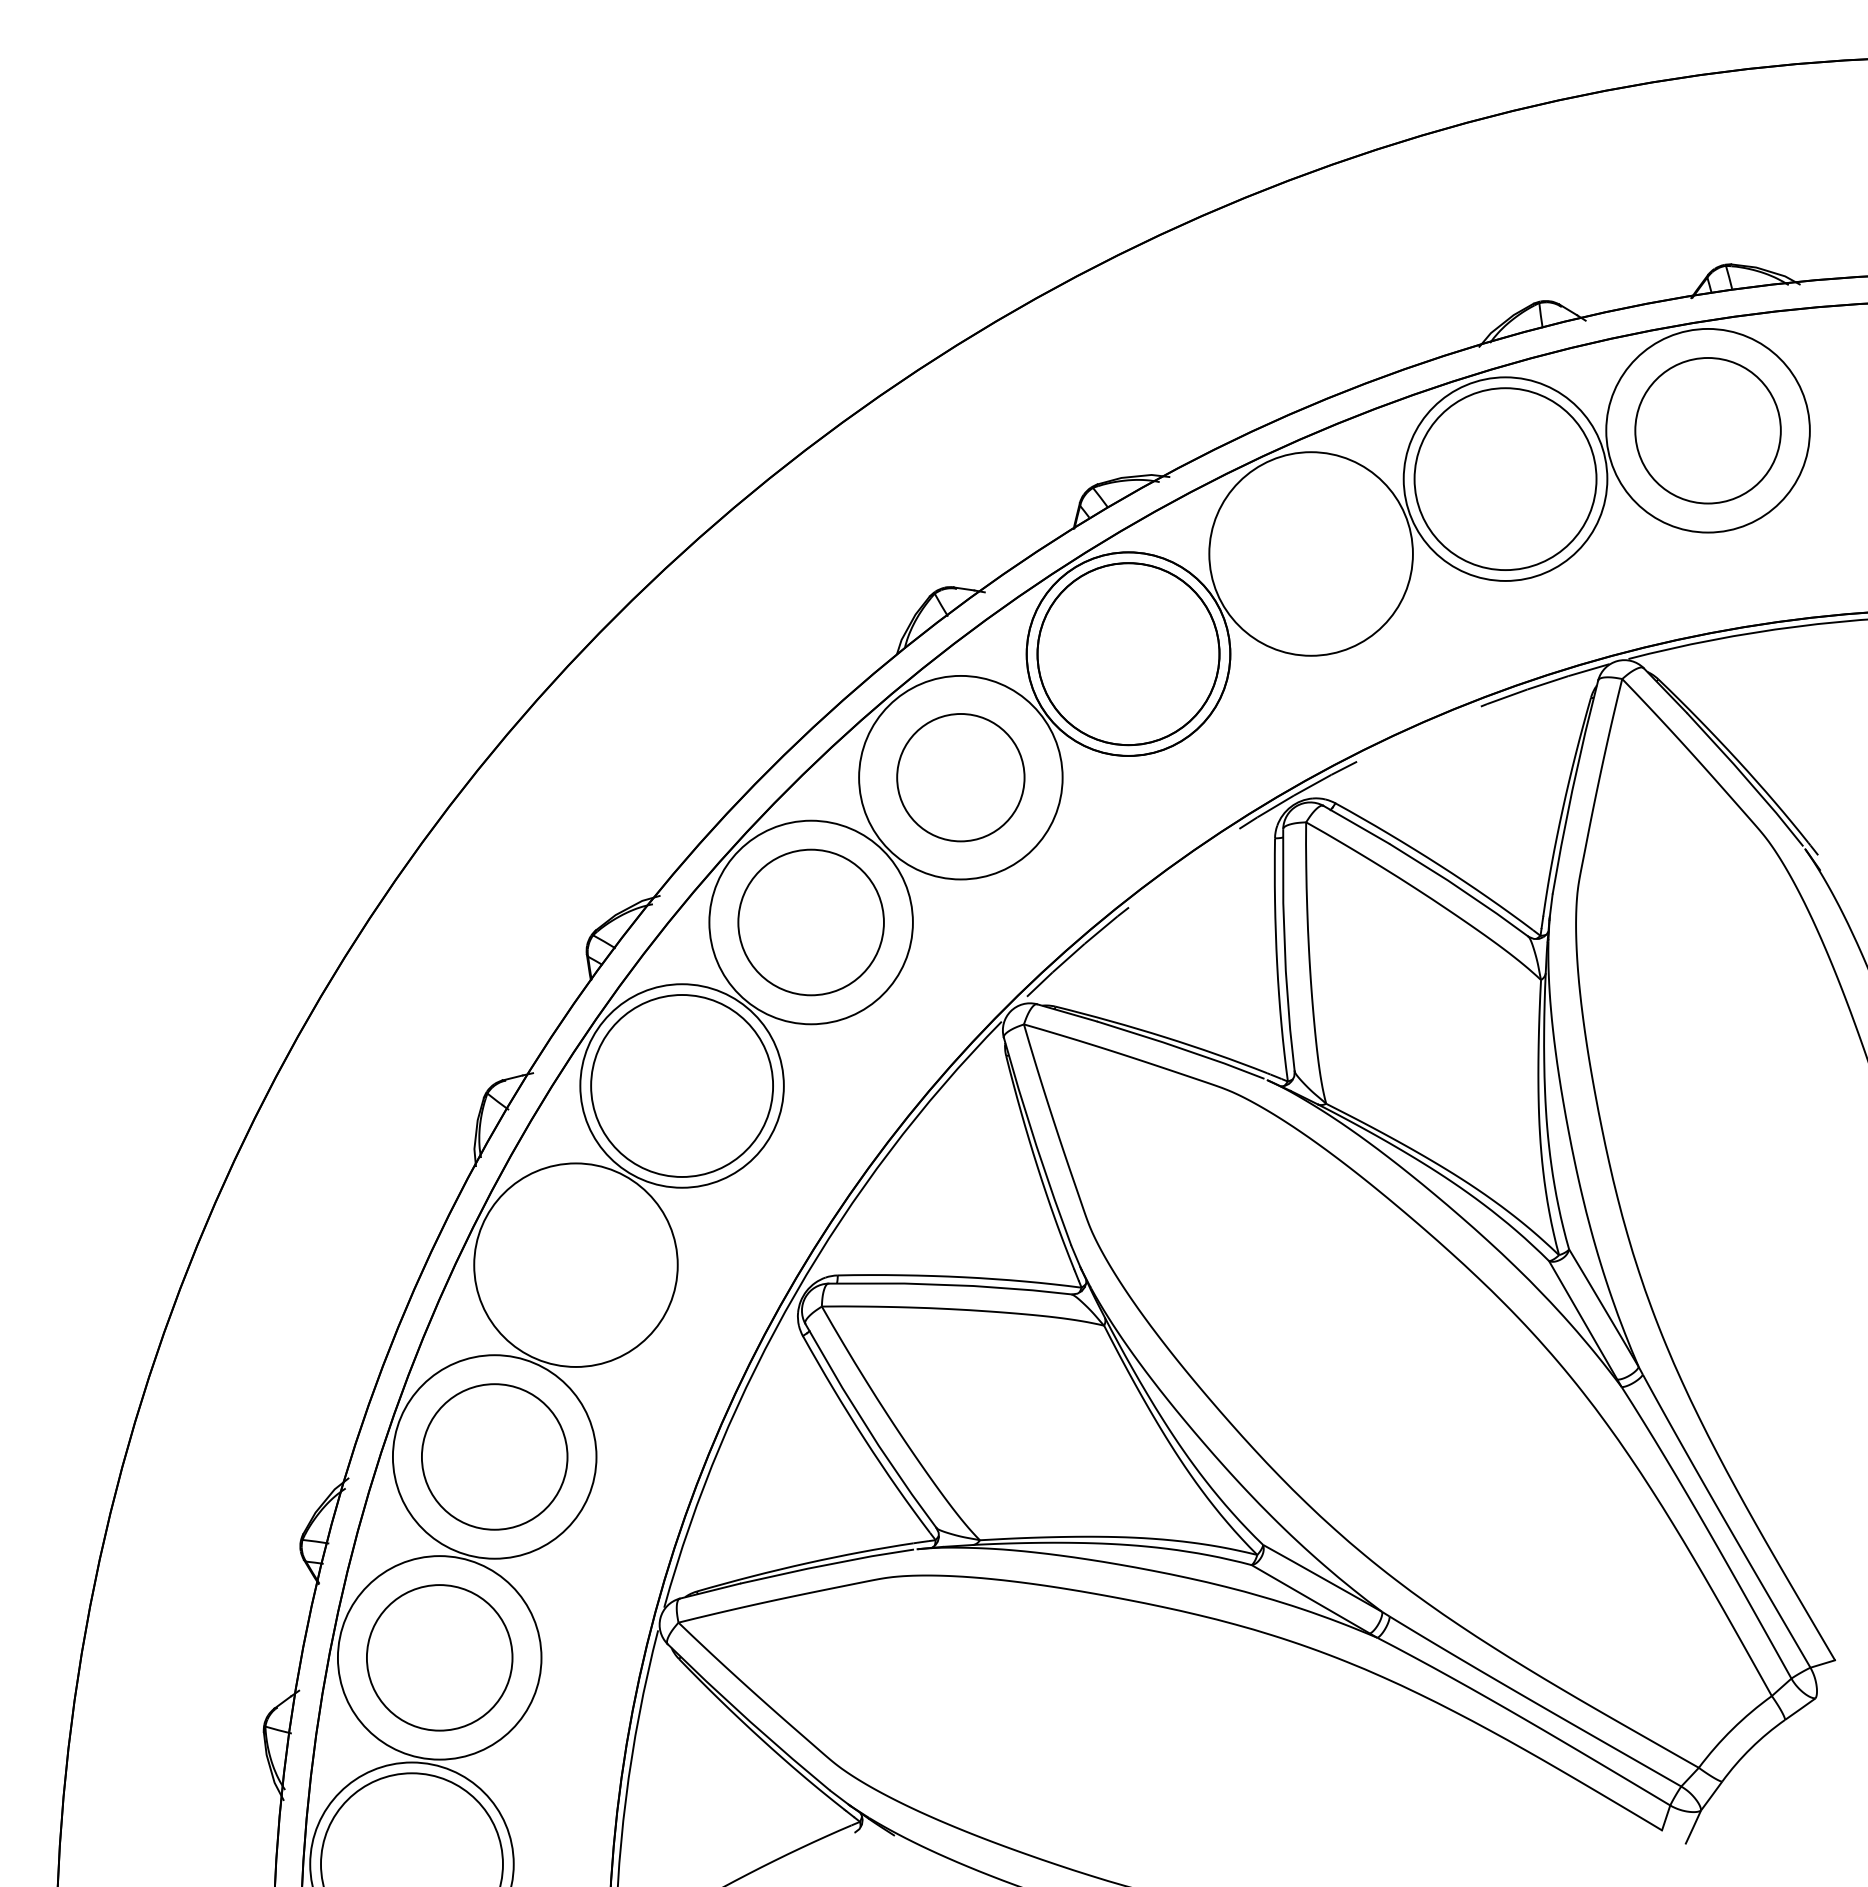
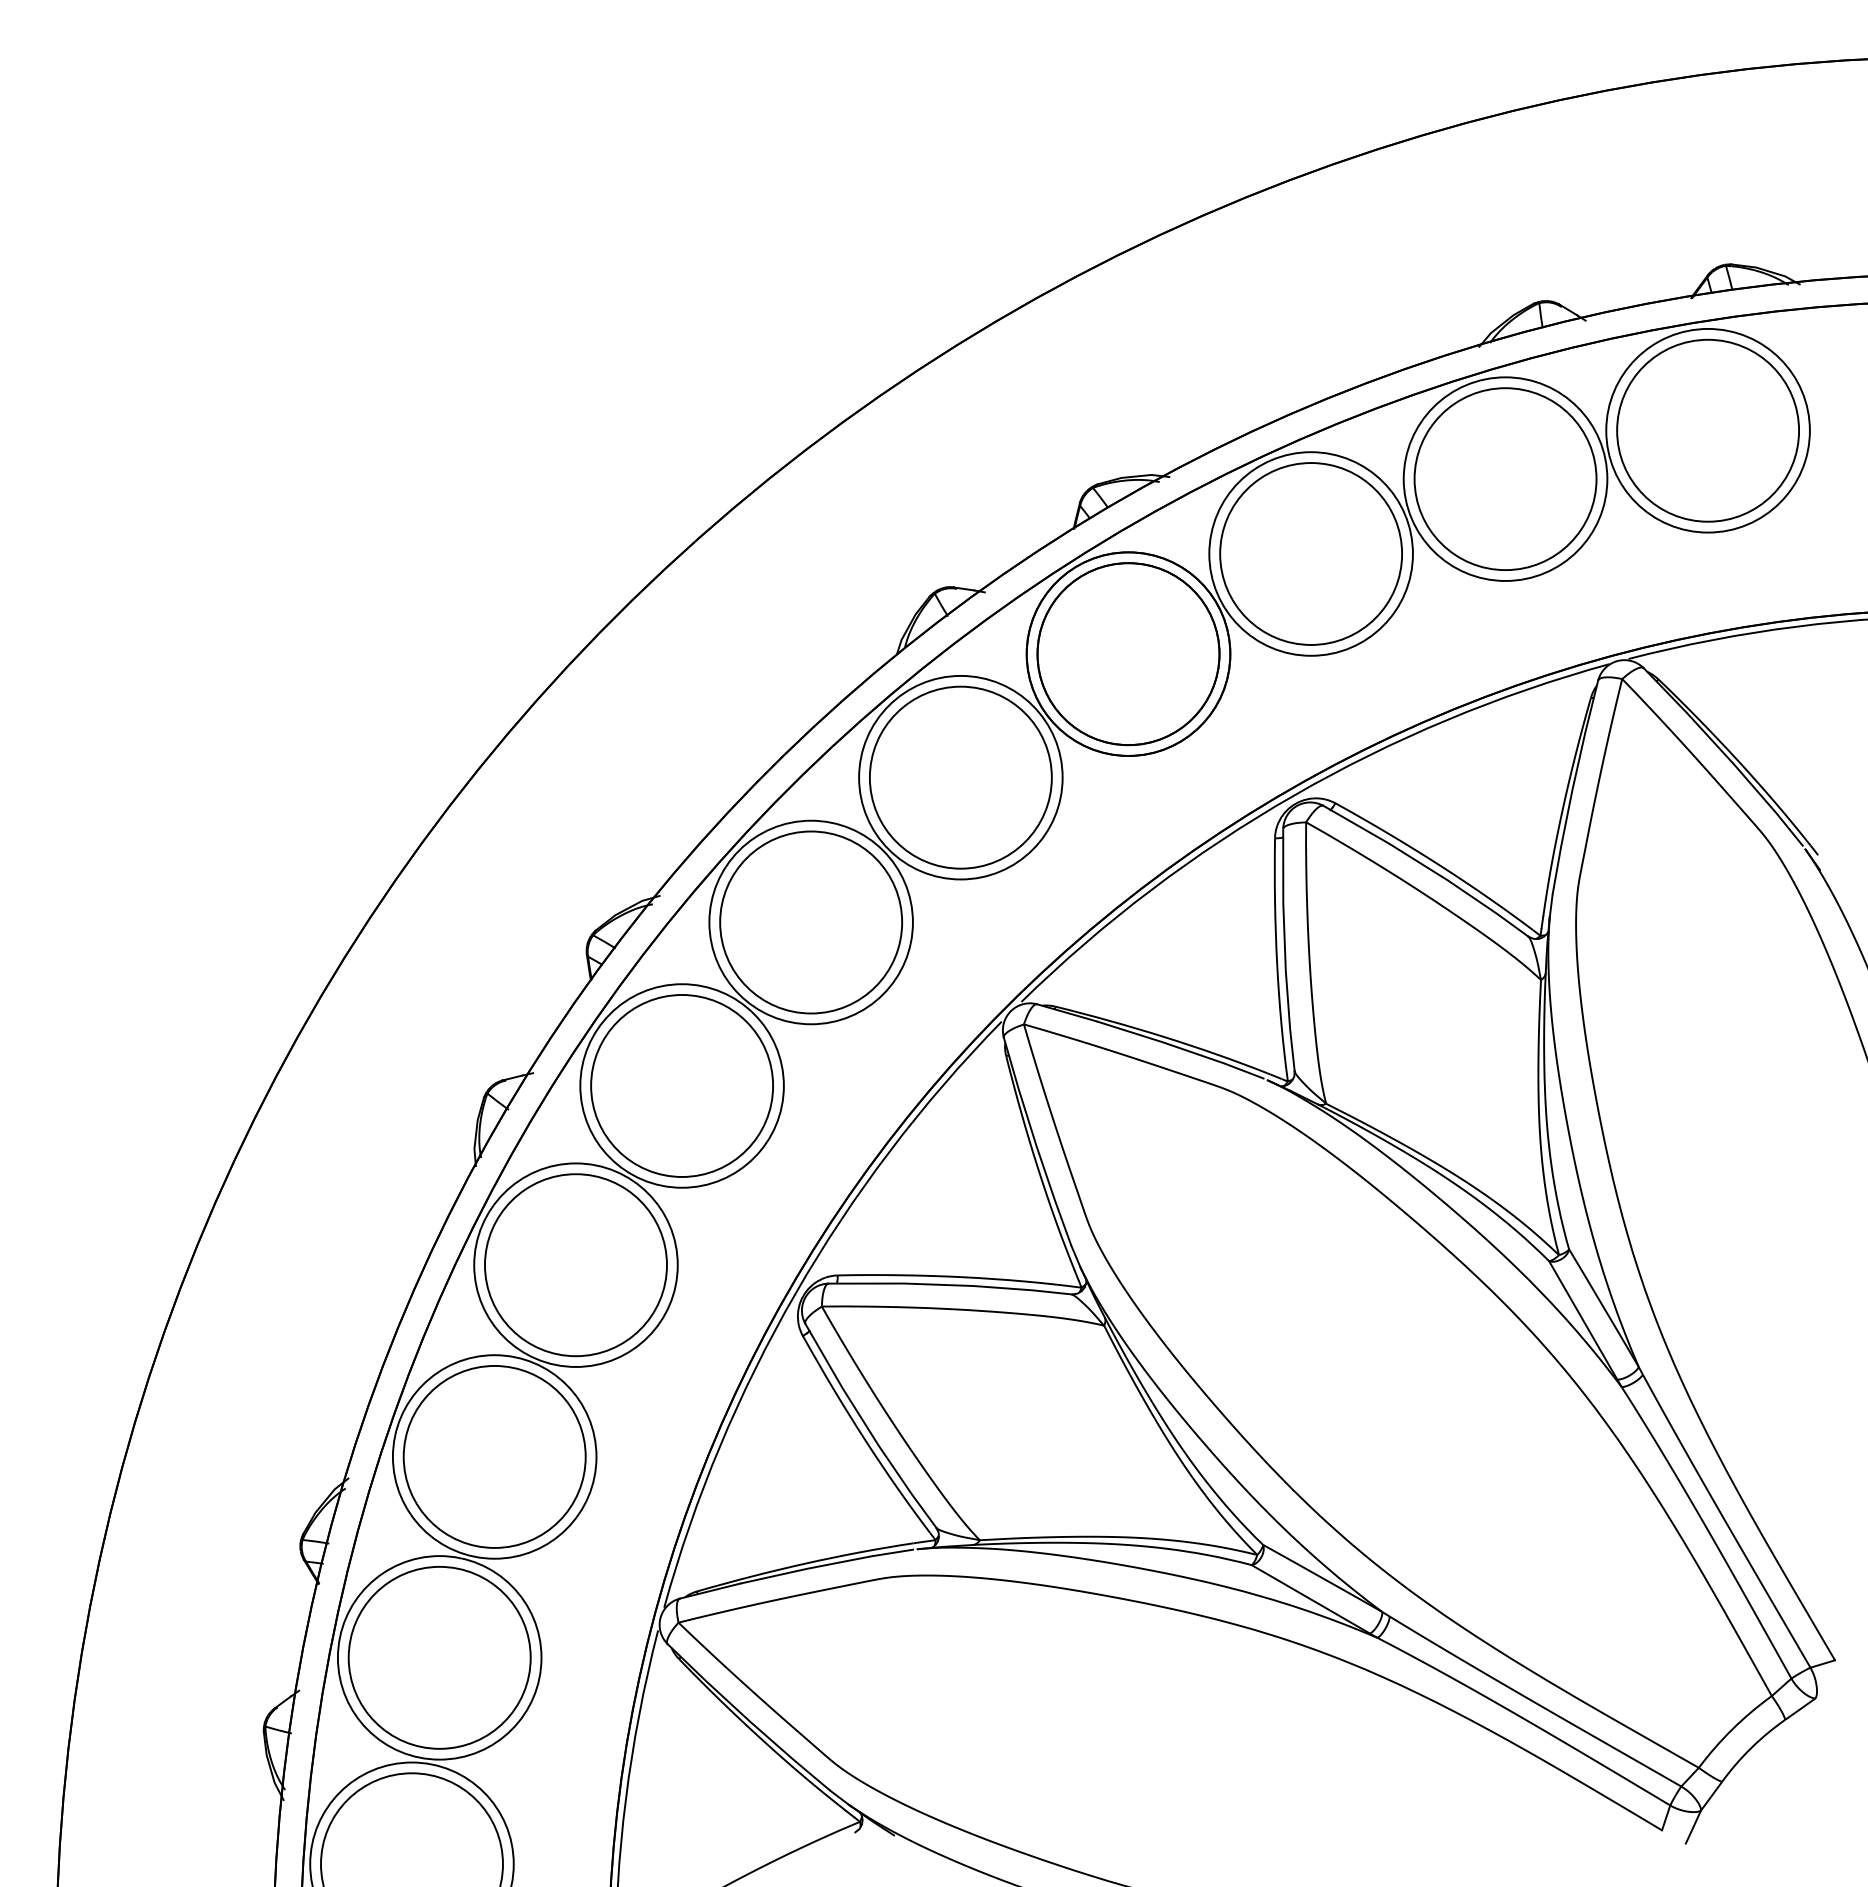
circle diameter: 146 px -> 182 px (1708, 430)
circle: none -> present (1310, 553)
circle diameter: 127 px -> 182 px (960, 777)
arc: dashed -> solid (1293, 795)
circle diameter: 146 px -> 182 px (811, 922)
circle: none -> present (575, 1265)
circle diameter: 146 px -> 182 px (494, 1456)
circle diameter: 146 px -> 182 px (439, 1657)
